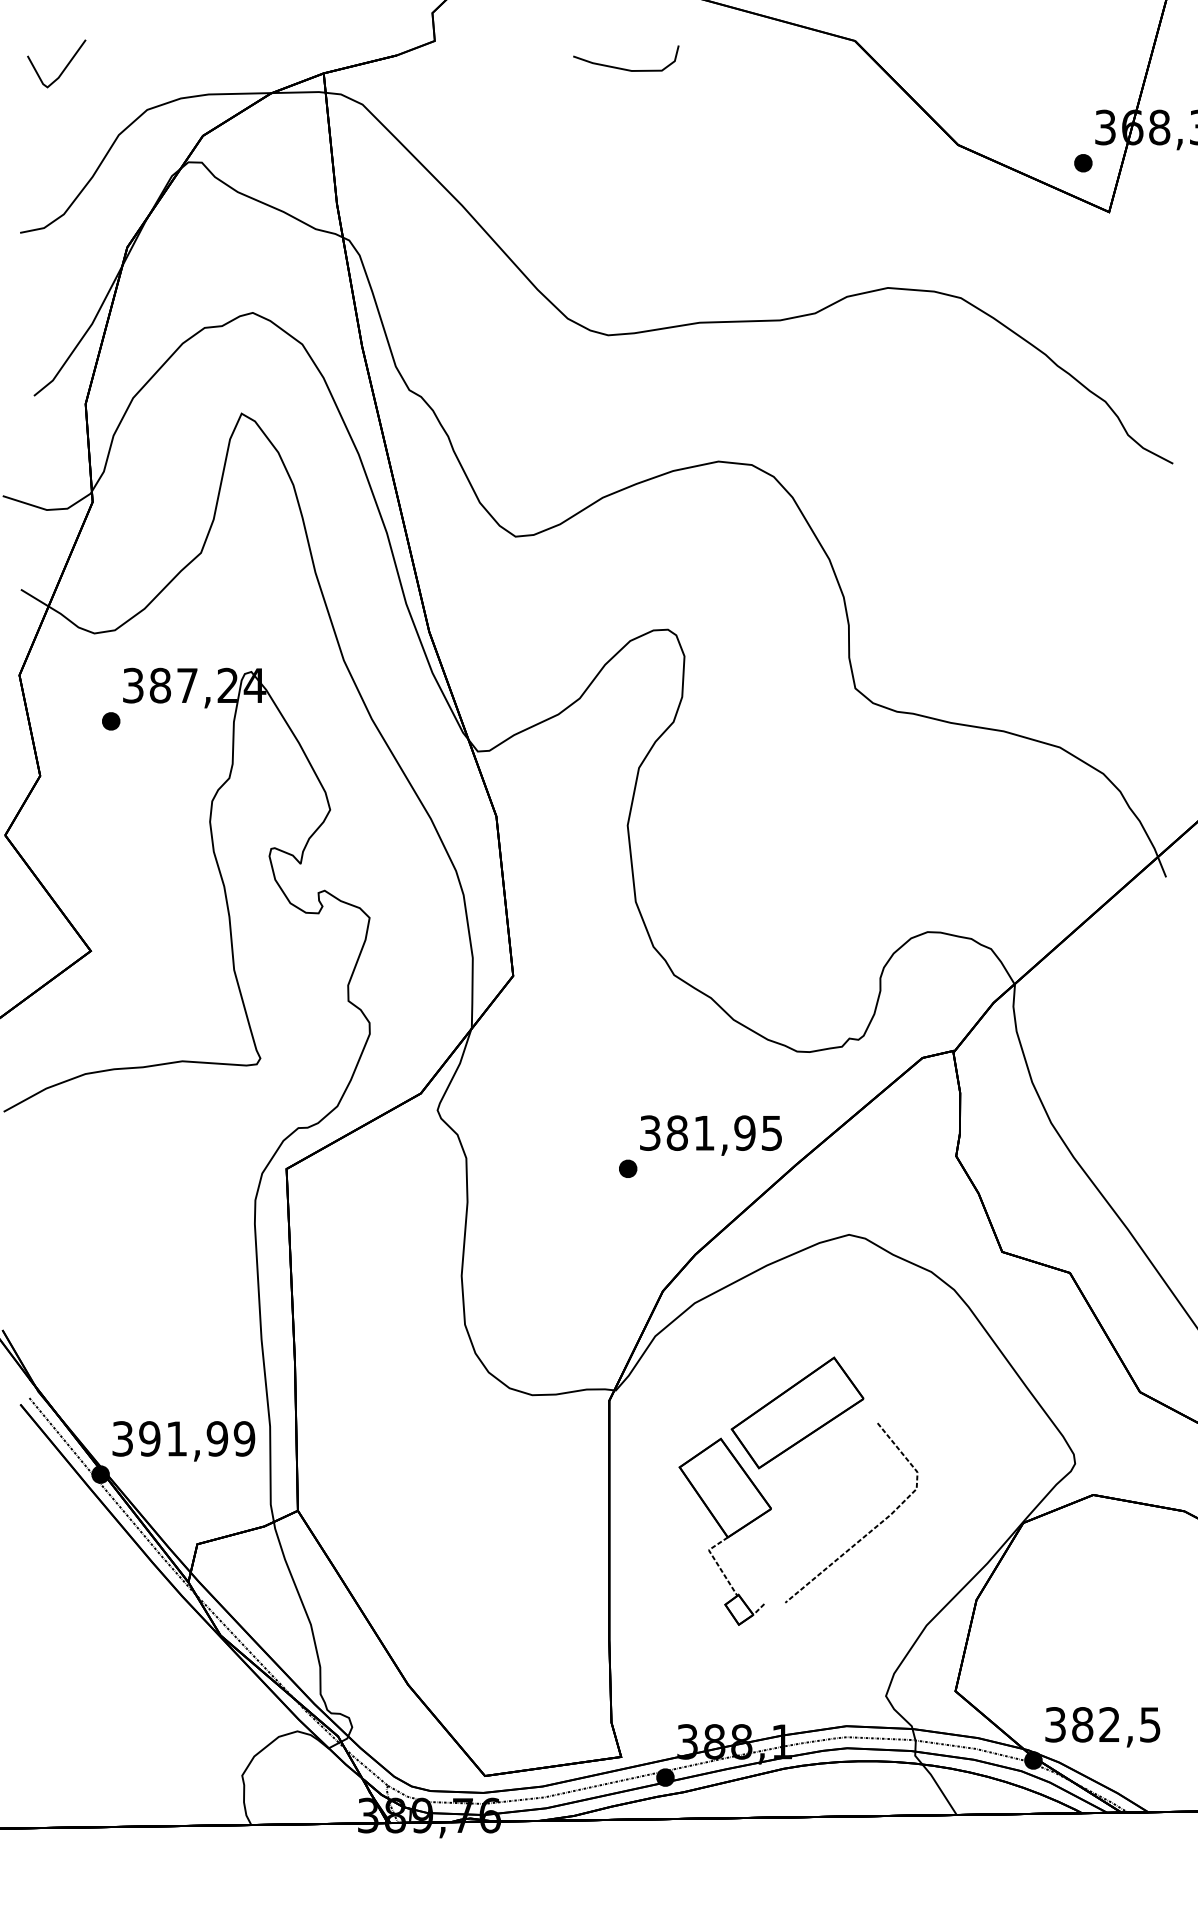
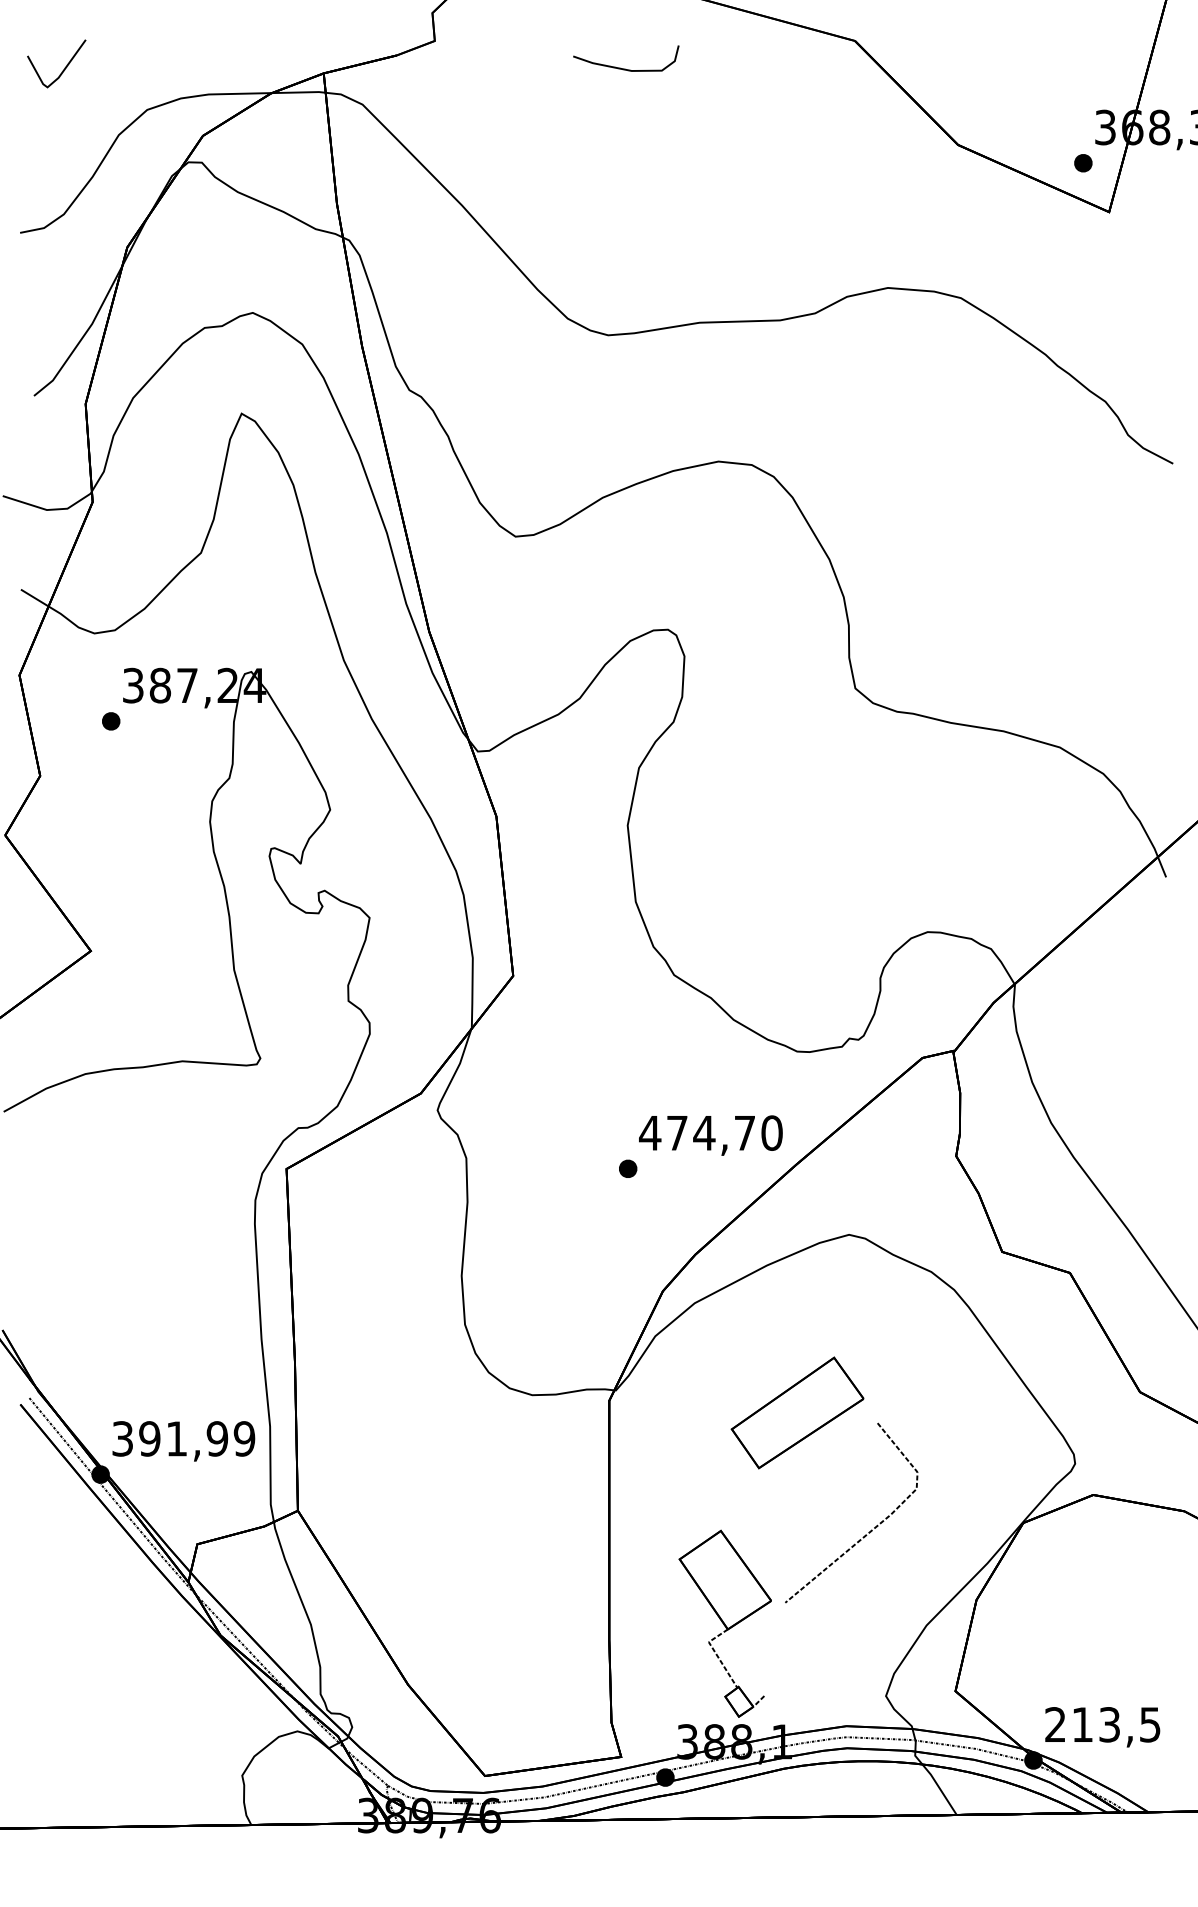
text: 381,95 -> 474,70 (710, 1132)
part position: (724, 1531) -> (724, 1623) (724, 1623)
text: 382,5 -> 213,5 (1082, 1724)
